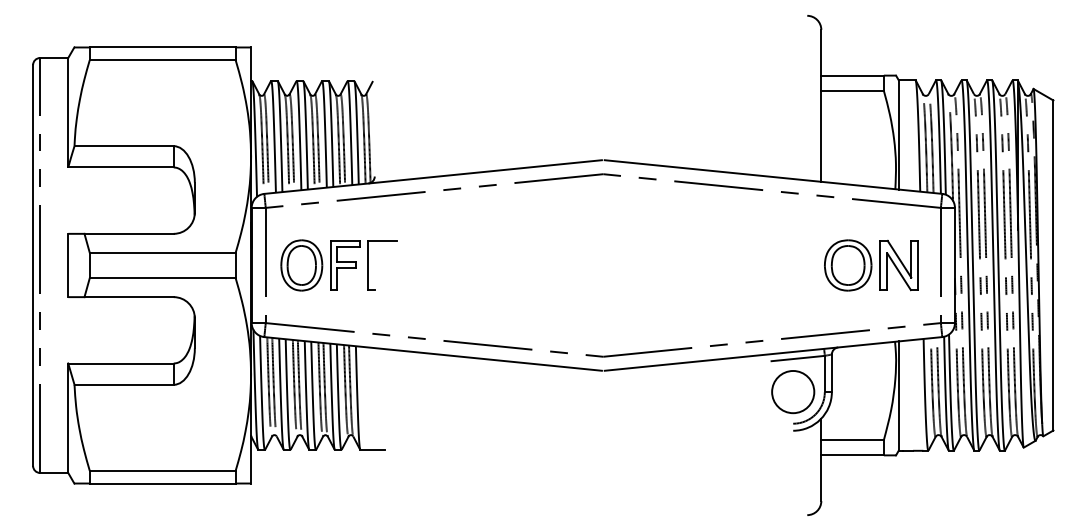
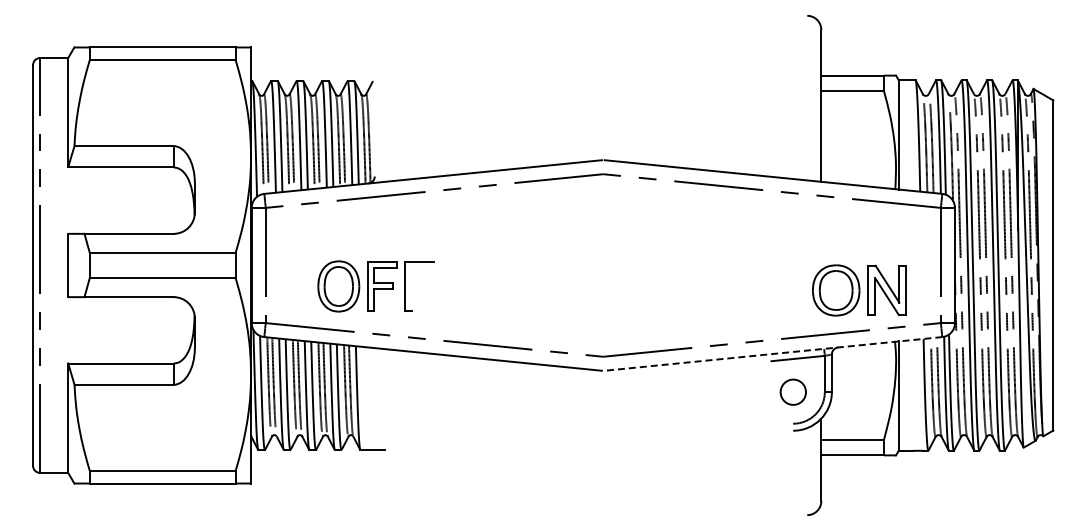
part position: (338, 265) -> (375, 286) (375, 286)
part position: (871, 265) -> (859, 290) (859, 290)
line: solid -> dashed (773, 353)
circle size: 45x45 px -> 28x28 px (792, 391)
